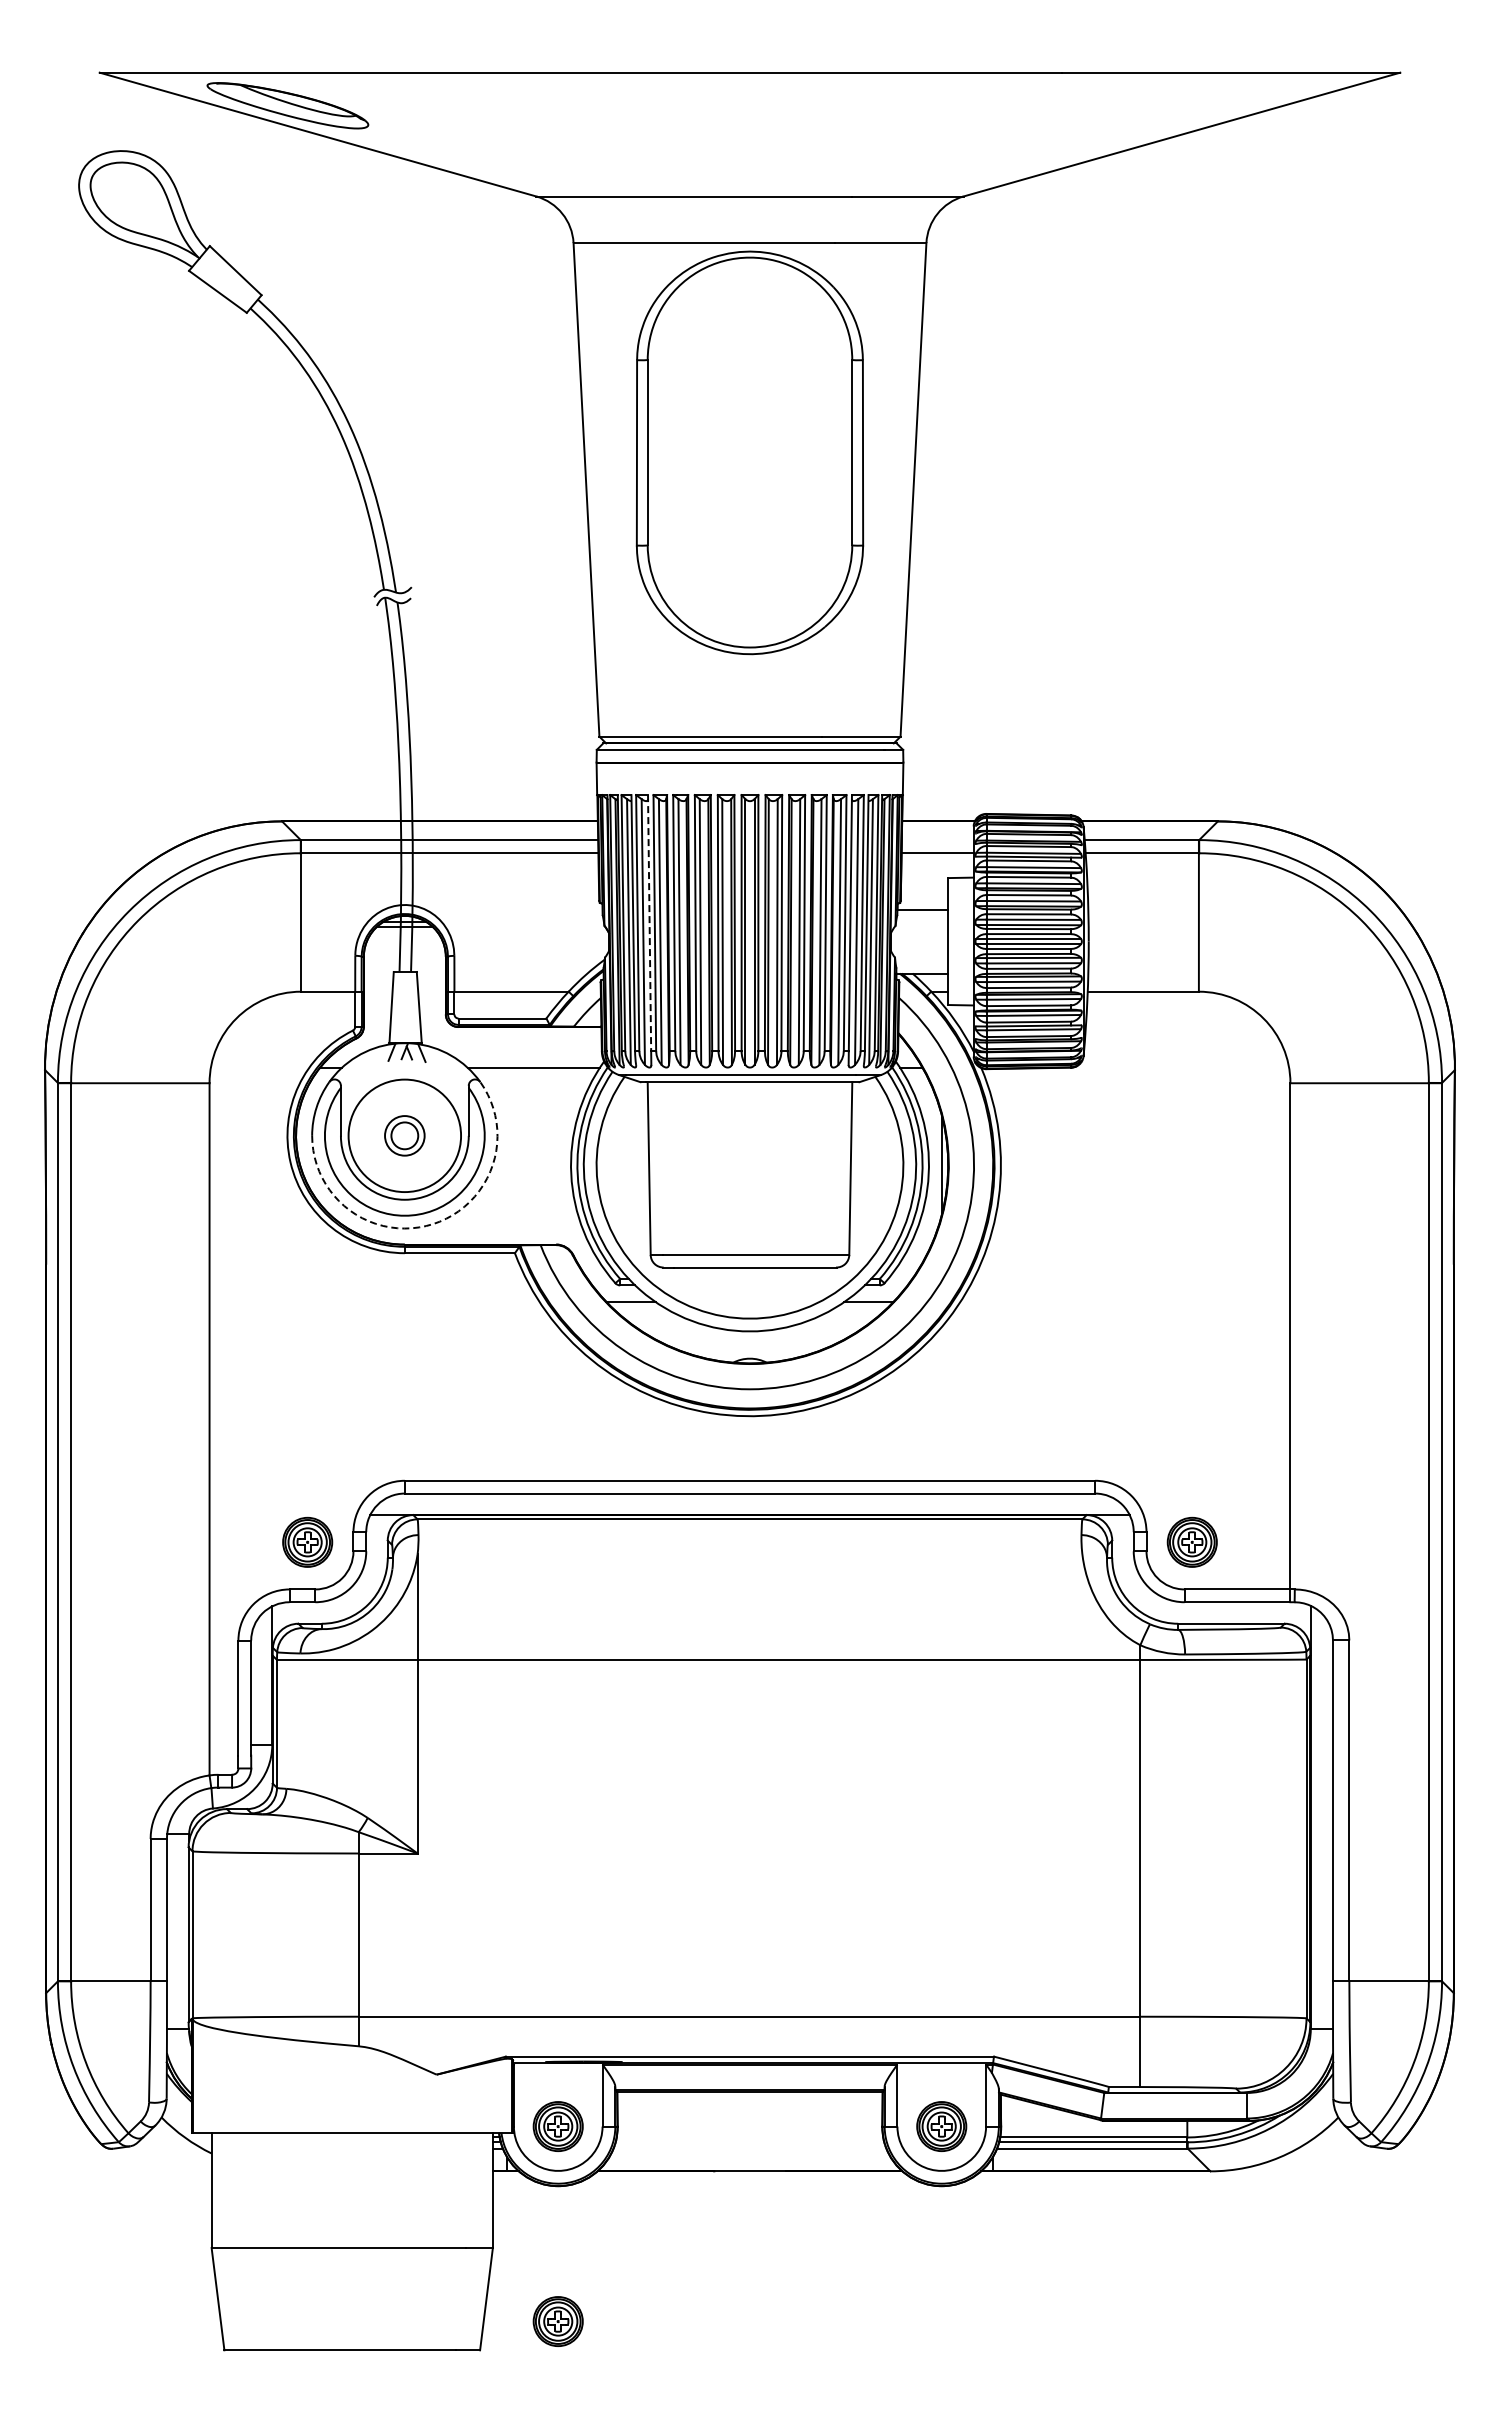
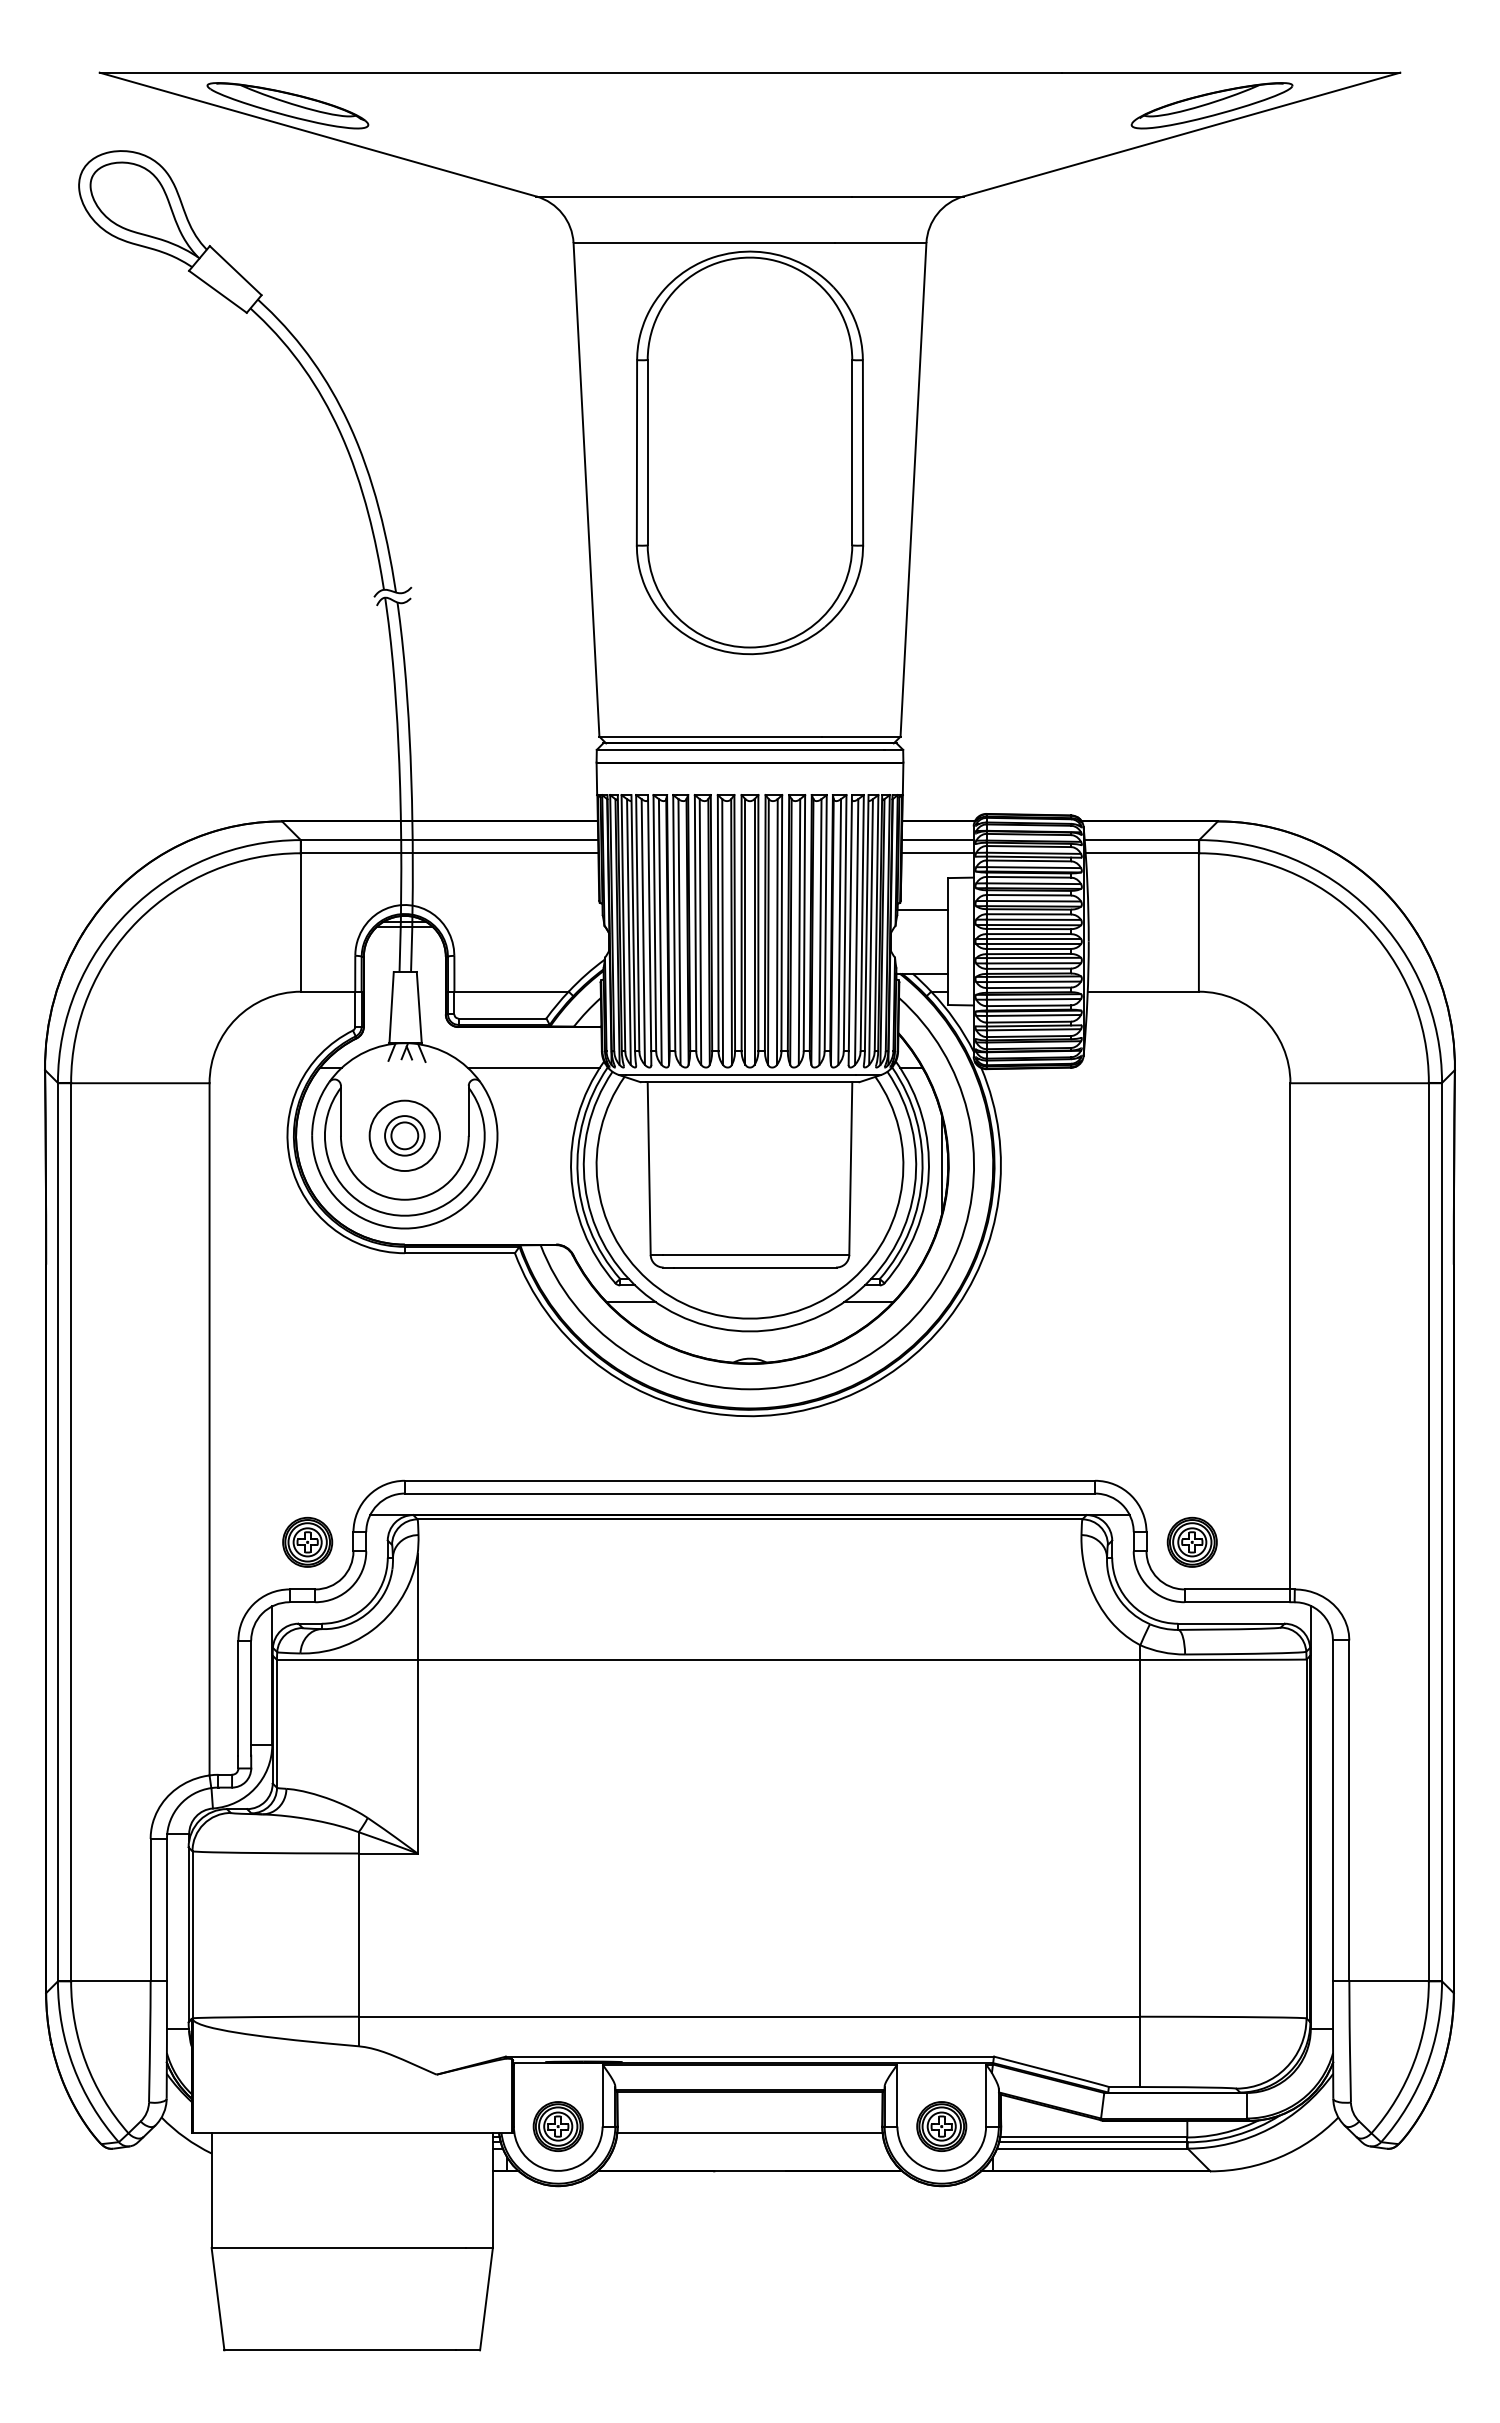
part: none -> present (1211, 105)
line: none -> present (937, 840)
line: dashed -> solid (649, 923)
circle diameter: 112 px -> 70 px (404, 1135)
arc: dashed -> solid (433, 1224)
line: none -> present (749, 2132)
part: present -> none (557, 2321)
